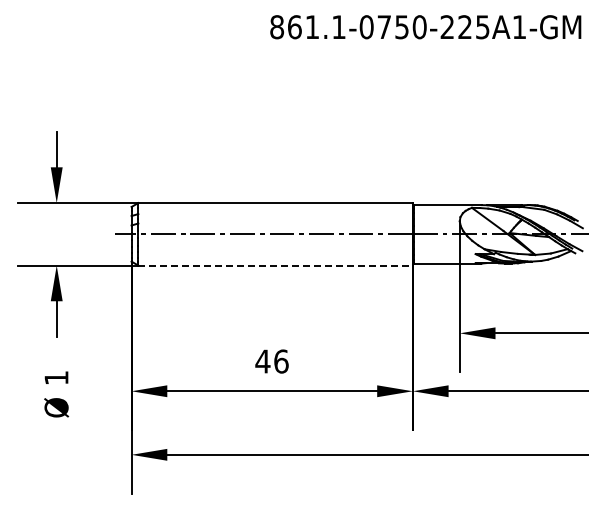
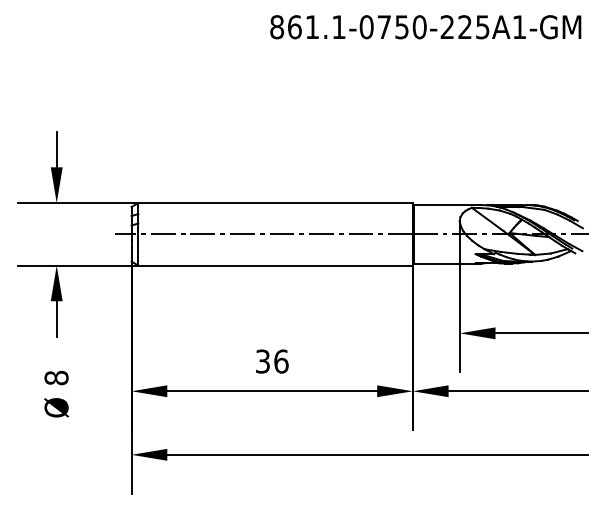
line: dashed -> solid (276, 265)
text: 46 -> 36 (262, 361)
text: 1 -> 8 (56, 377)
